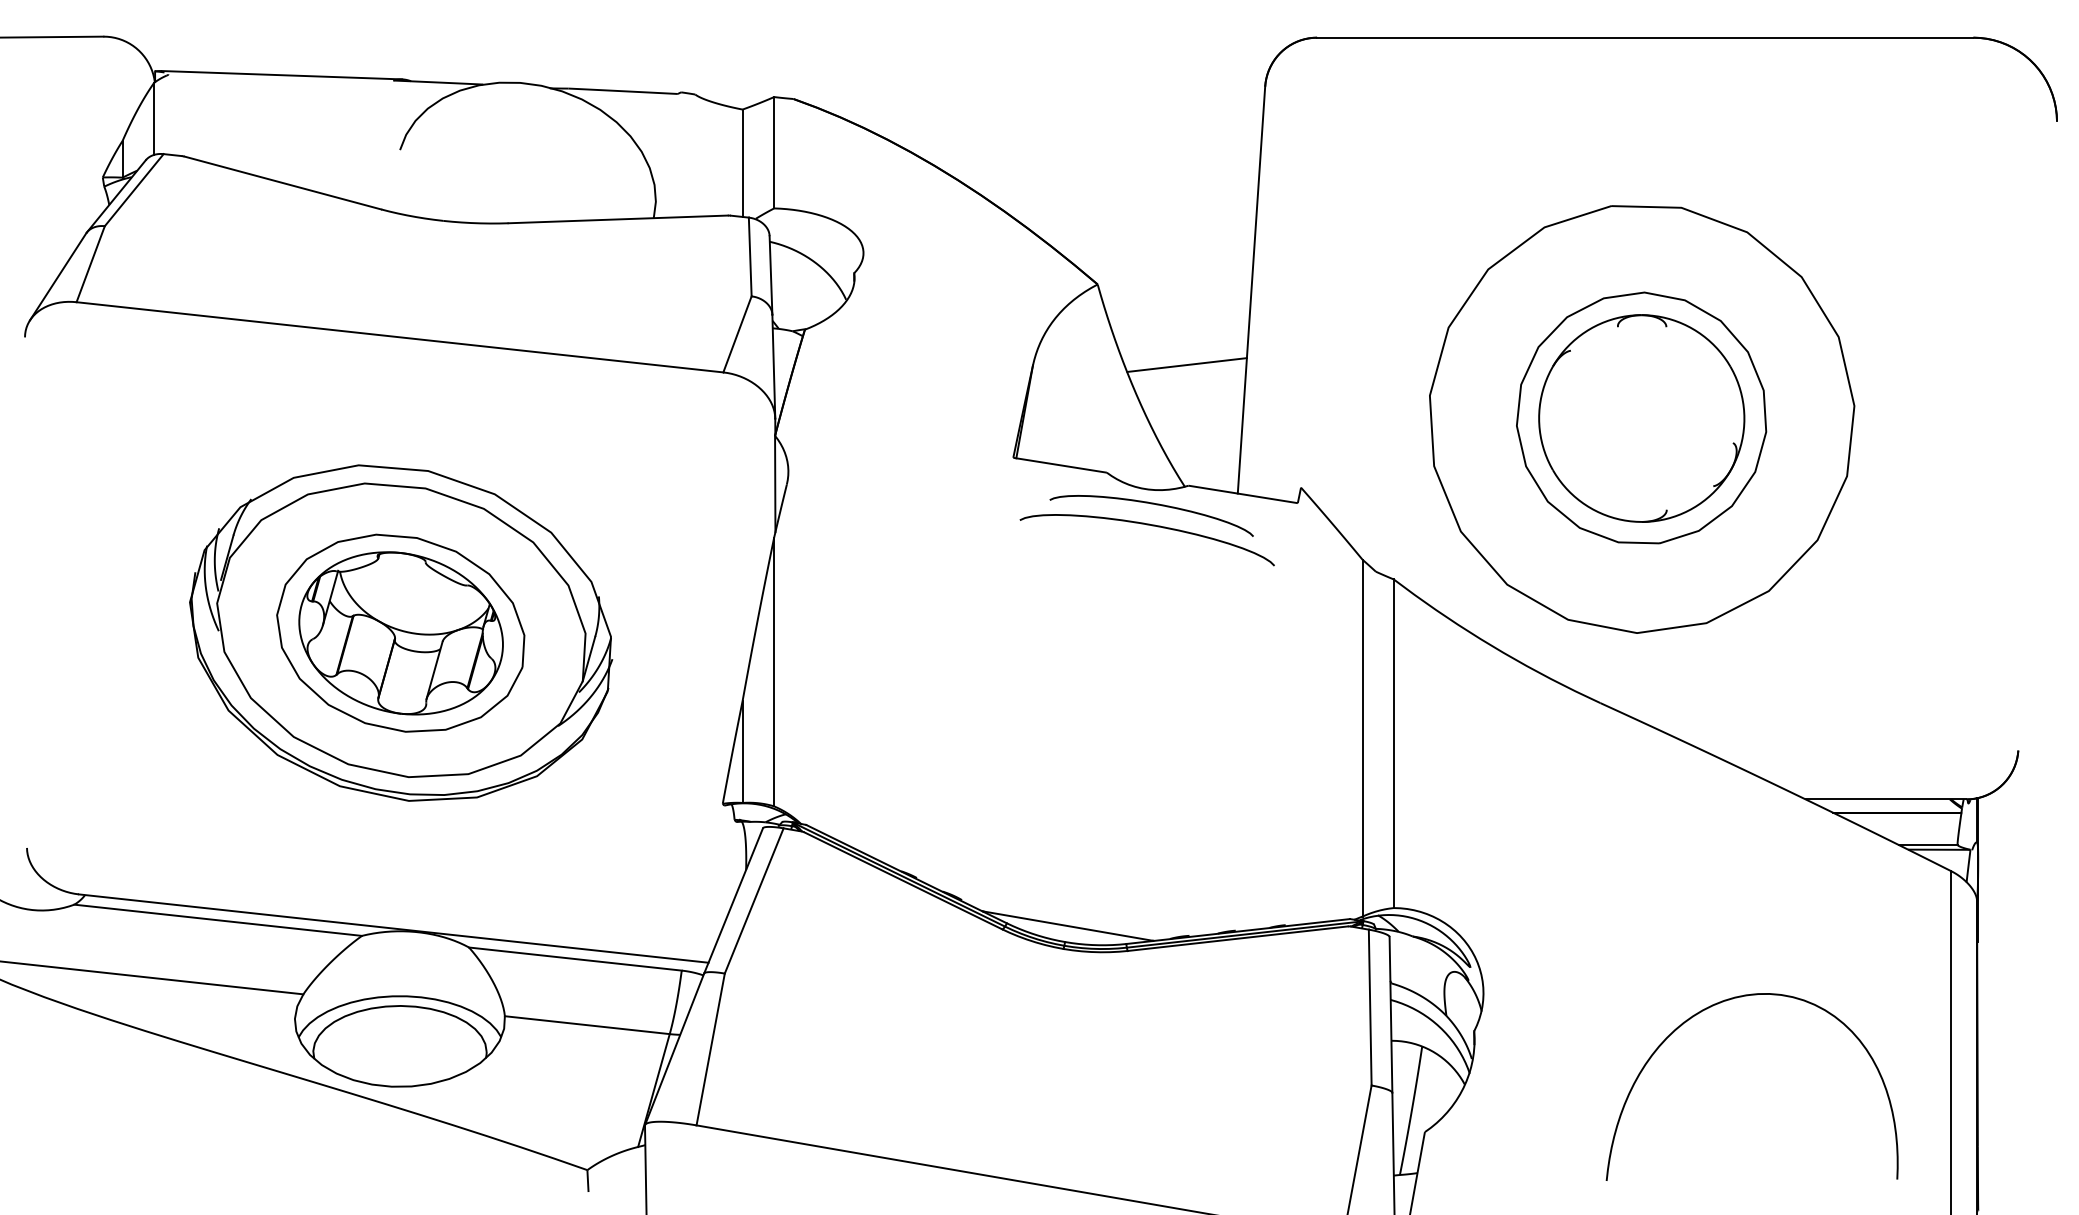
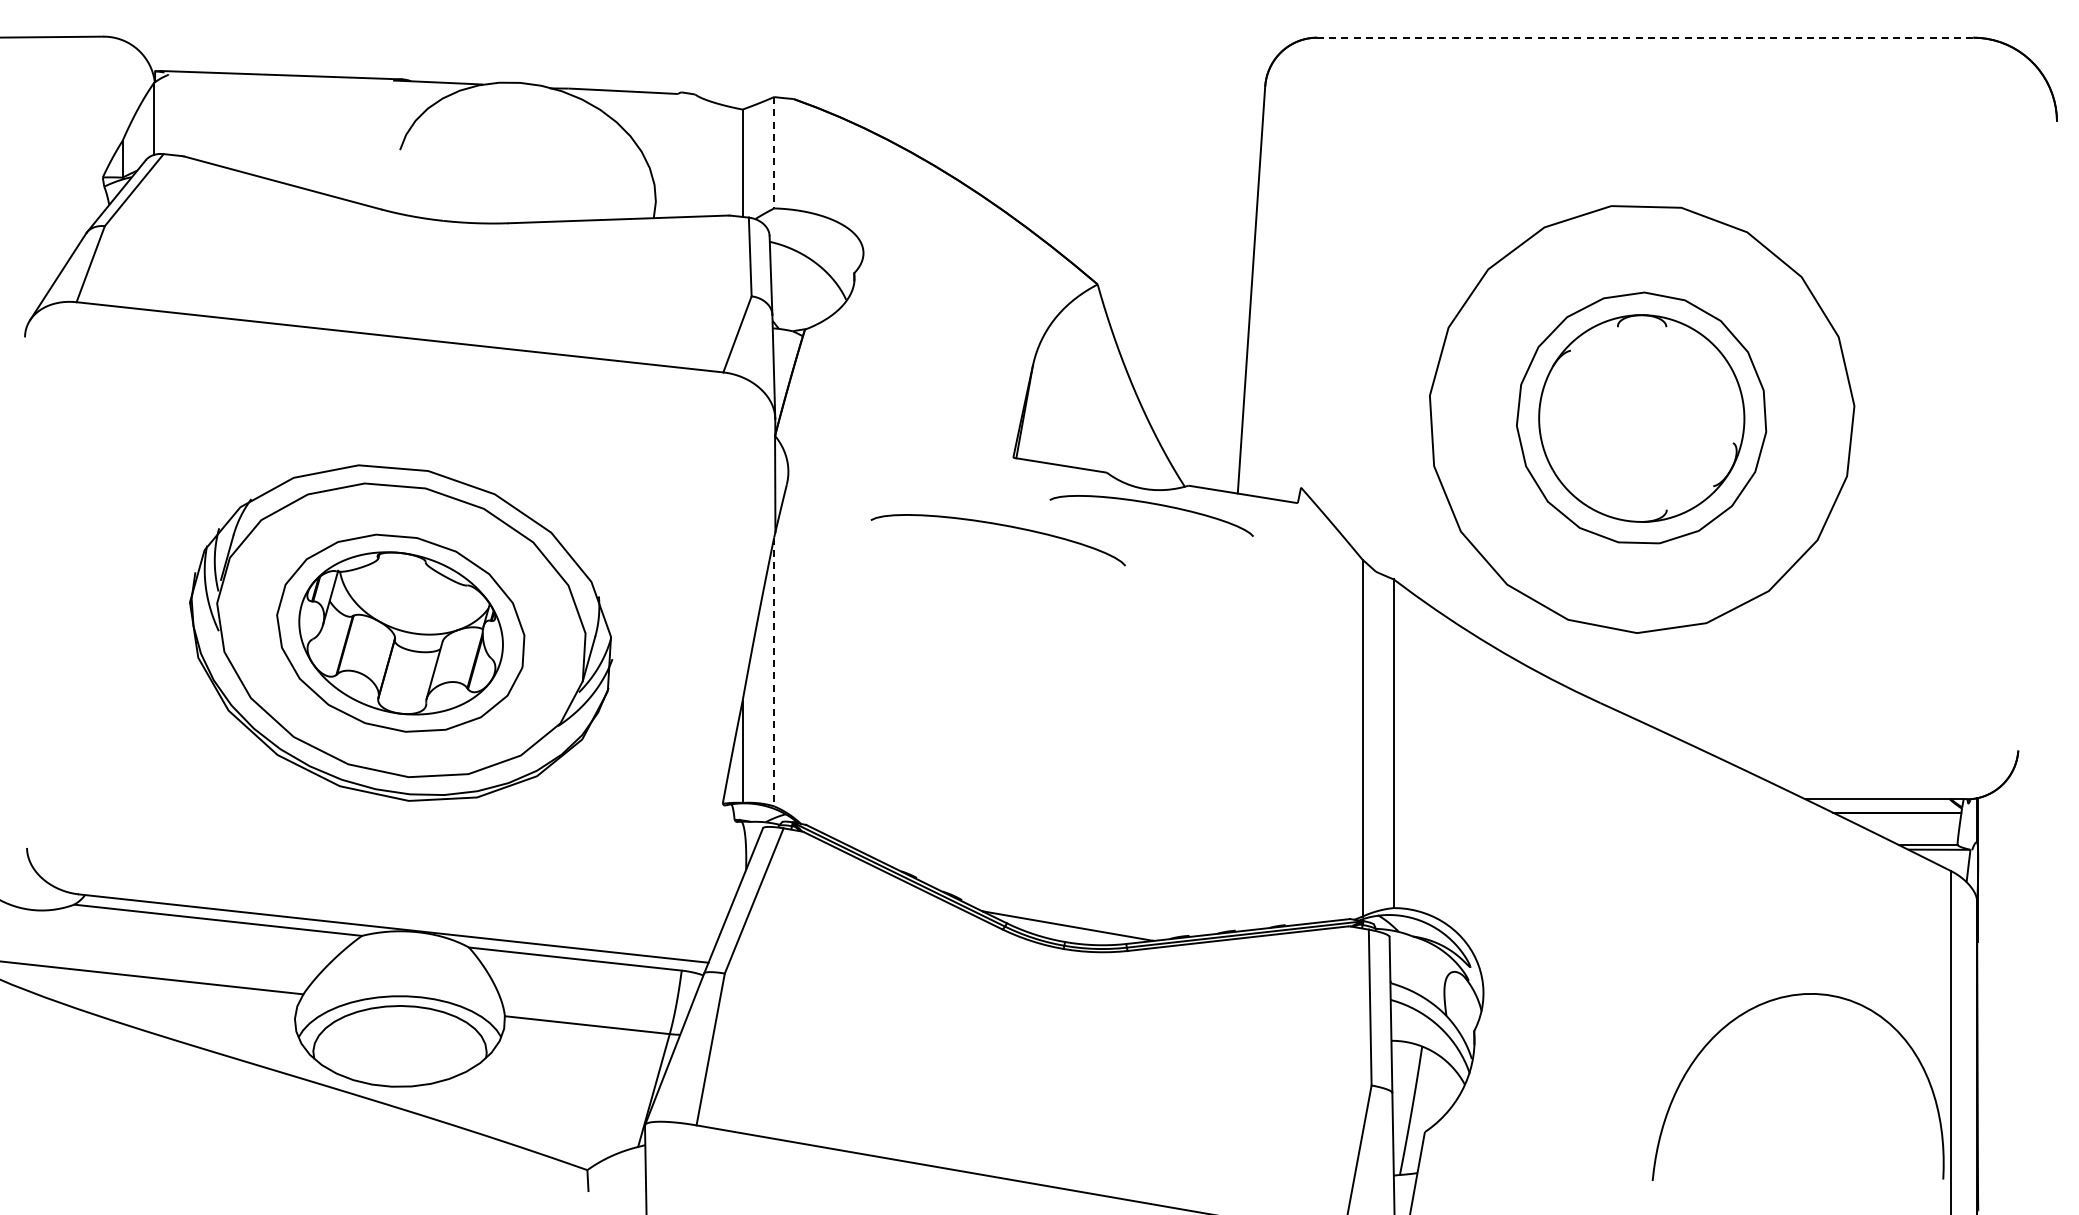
line: solid -> dashed (1644, 37)
line: solid -> dashed (774, 152)
line: present -> none (1186, 364)
curve position: (1146, 525) -> (997, 525) (997, 525)
line: solid -> dashed (774, 672)
curve position: (1718, 1004) -> (1764, 1004) (1764, 1004)
